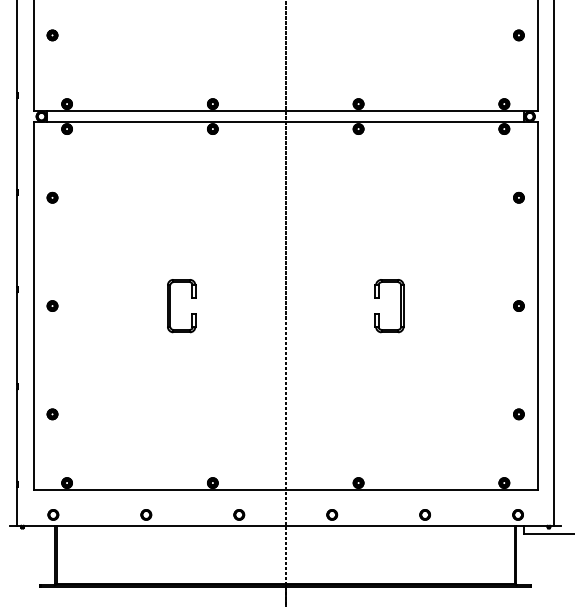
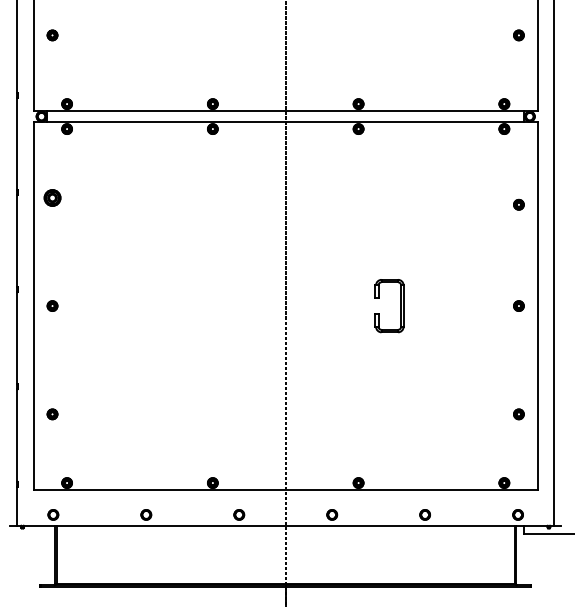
part size: 13x13 px -> 19x18 px (52, 197)
part position: (518, 197) -> (518, 204) (518, 204)
part: present -> none (170, 306)
